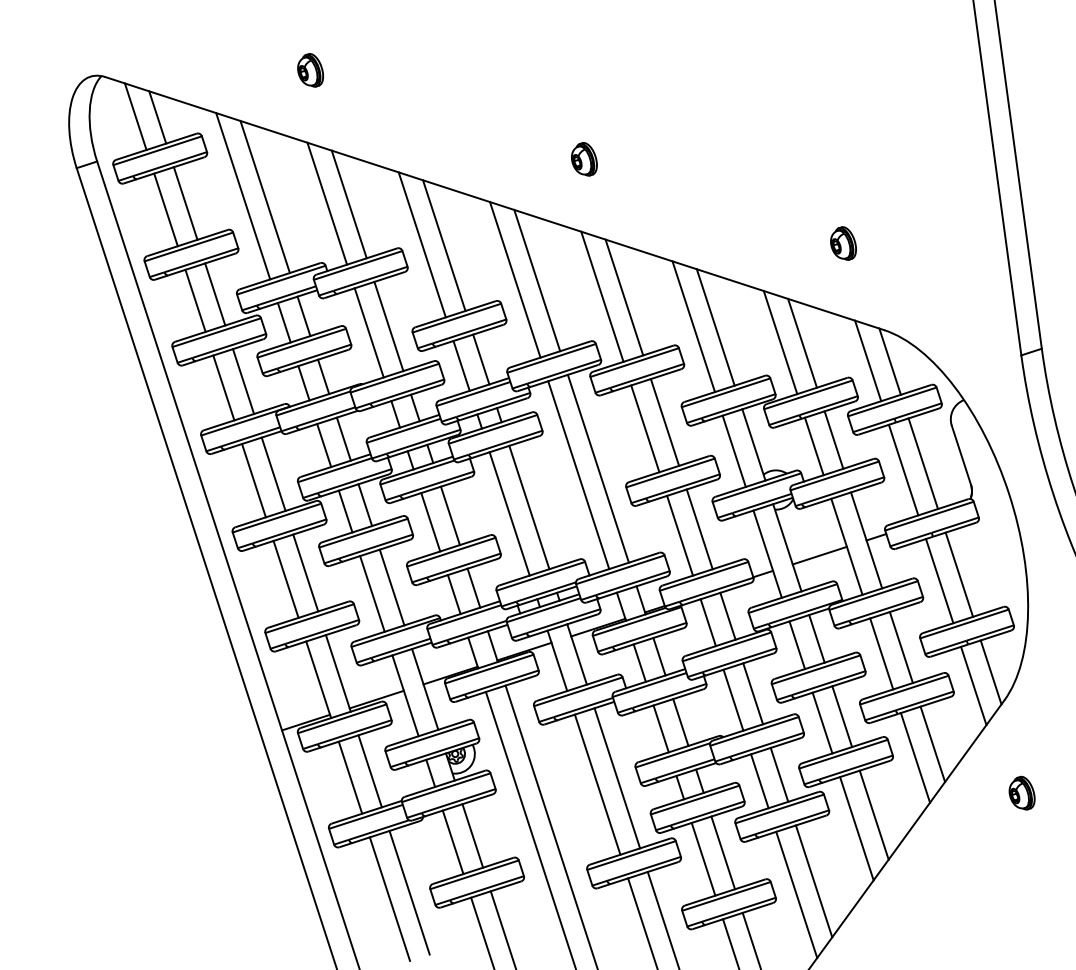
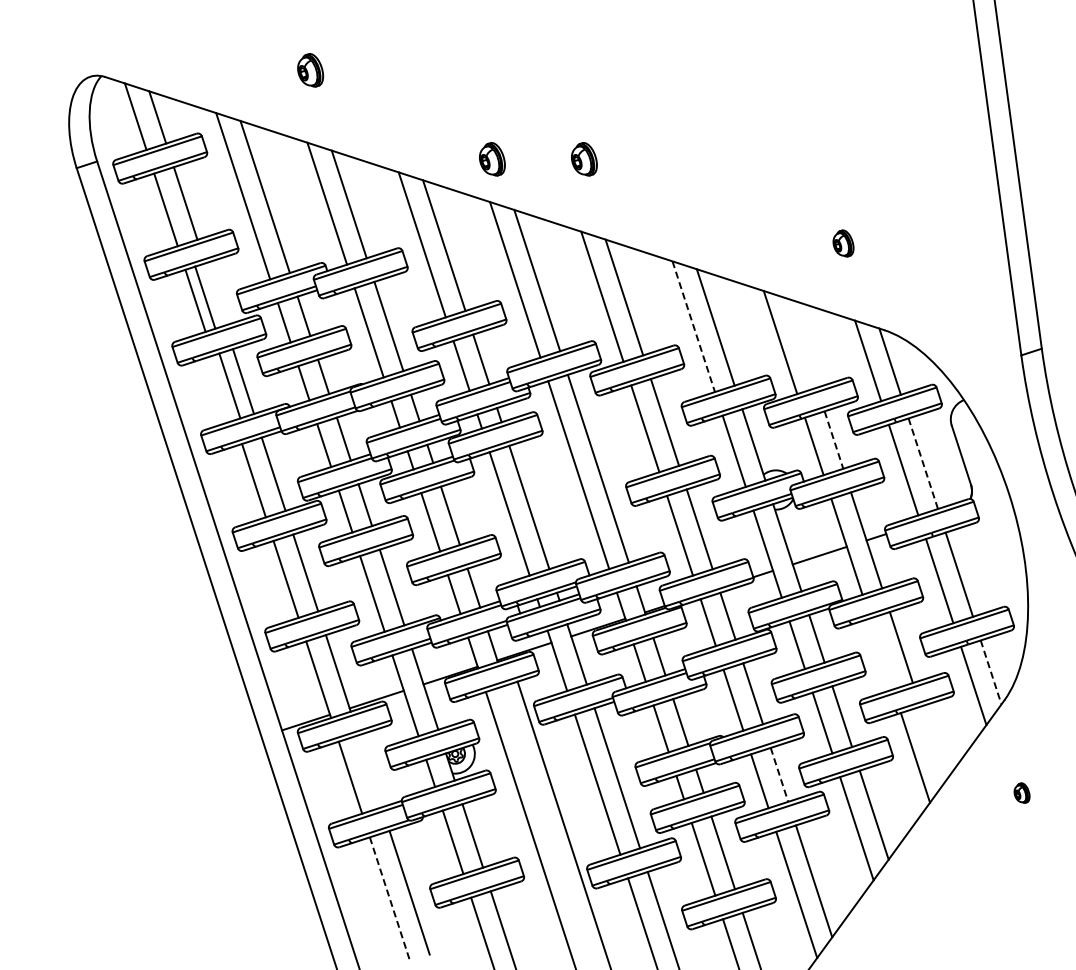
part: none -> present (492, 159)
part size: 27x35 px -> 23x29 px (843, 243)
line position: (215, 294) -> (205, 297) (205, 297)
line: solid -> dashed (693, 326)
line: present -> none (802, 342)
line position: (223, 387) -> (229, 385) (229, 385)
line: solid -> dashed (834, 440)
line: solid -> dashed (923, 463)
line: present -> none (881, 653)
line: solid -> dashed (991, 672)
line: present -> none (932, 744)
line: present -> none (369, 771)
line: solid -> dashed (779, 775)
part size: 28x36 px -> 18x22 px (1021, 792)
line position: (550, 825) -> (563, 823) (563, 823)
line: solid -> dashed (389, 899)
